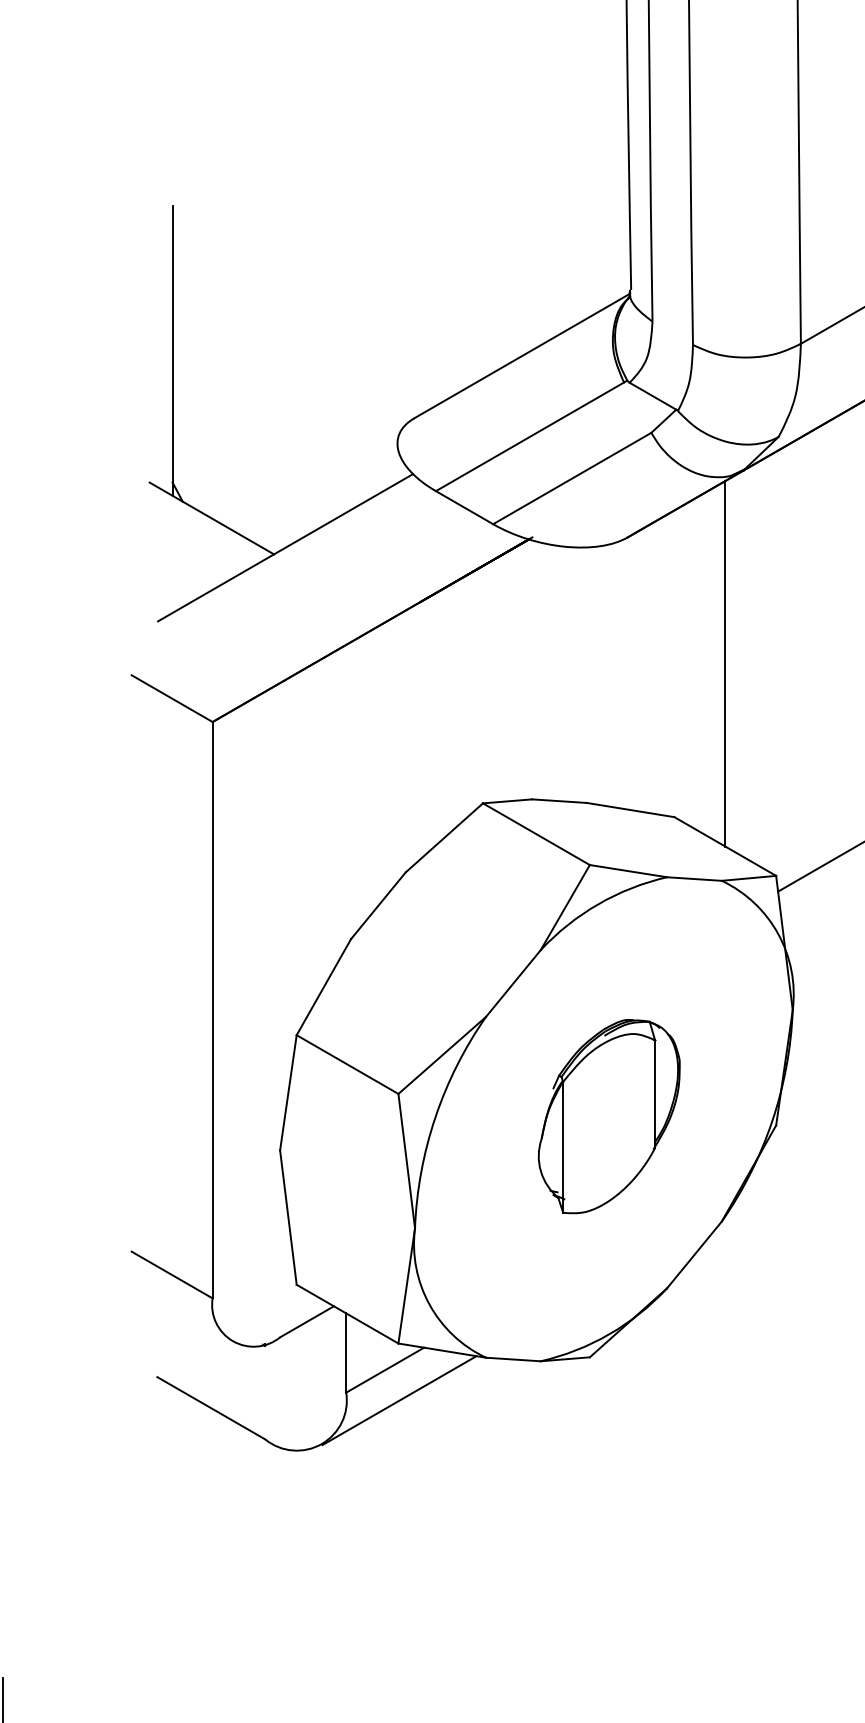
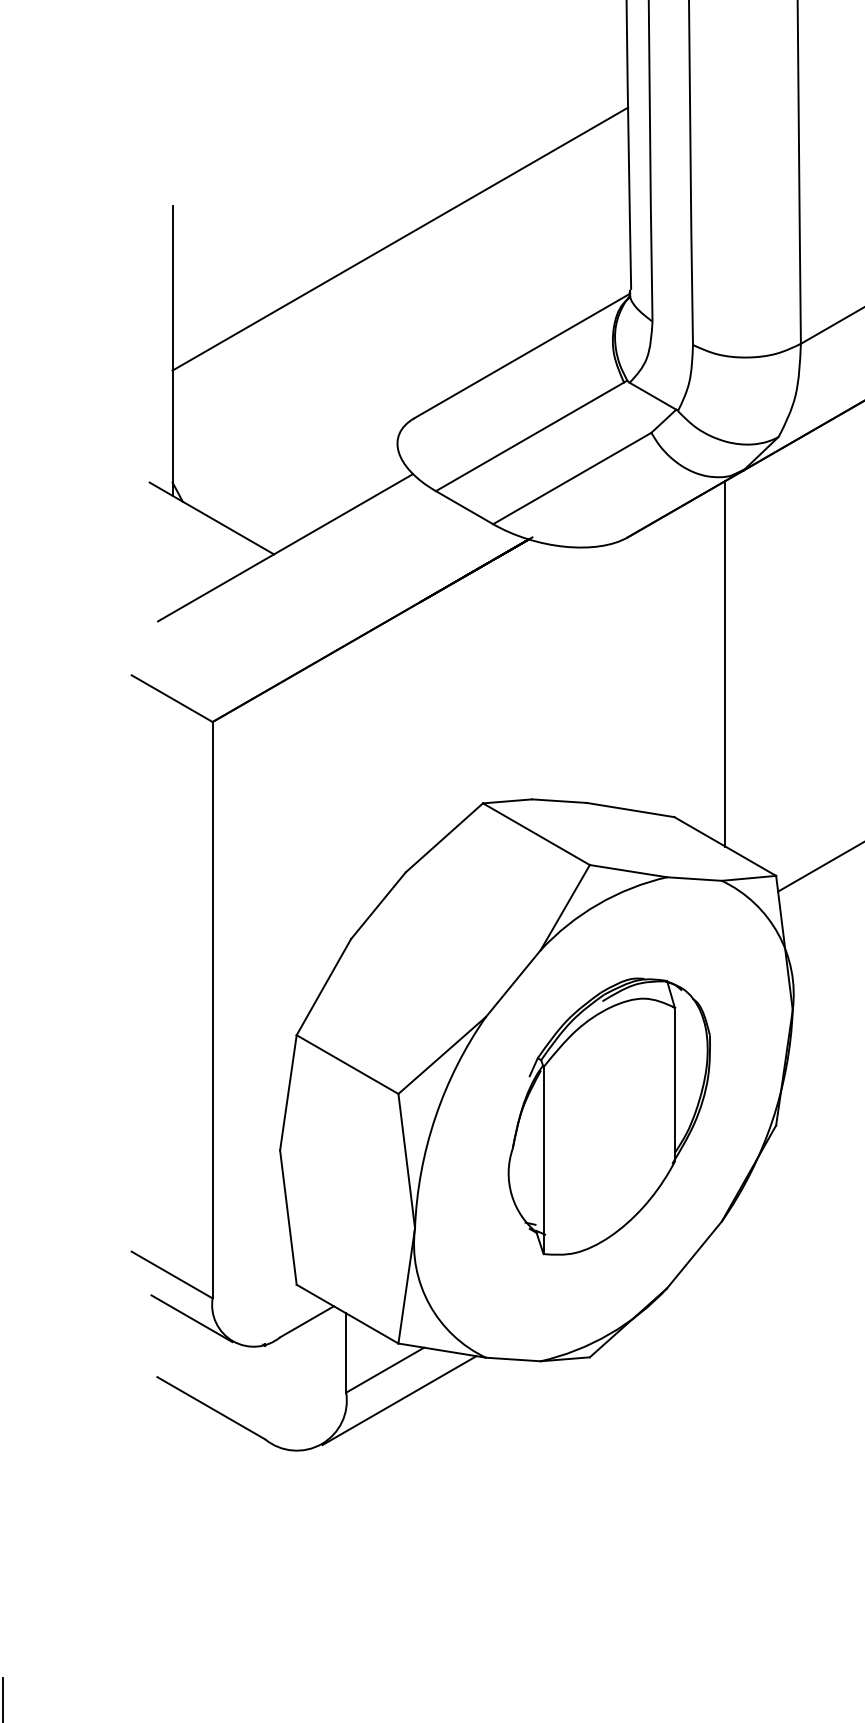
line: none -> present (400, 238)
part size: 144x196 px -> 204x279 px (608, 1116)
line: none -> present (191, 1318)
